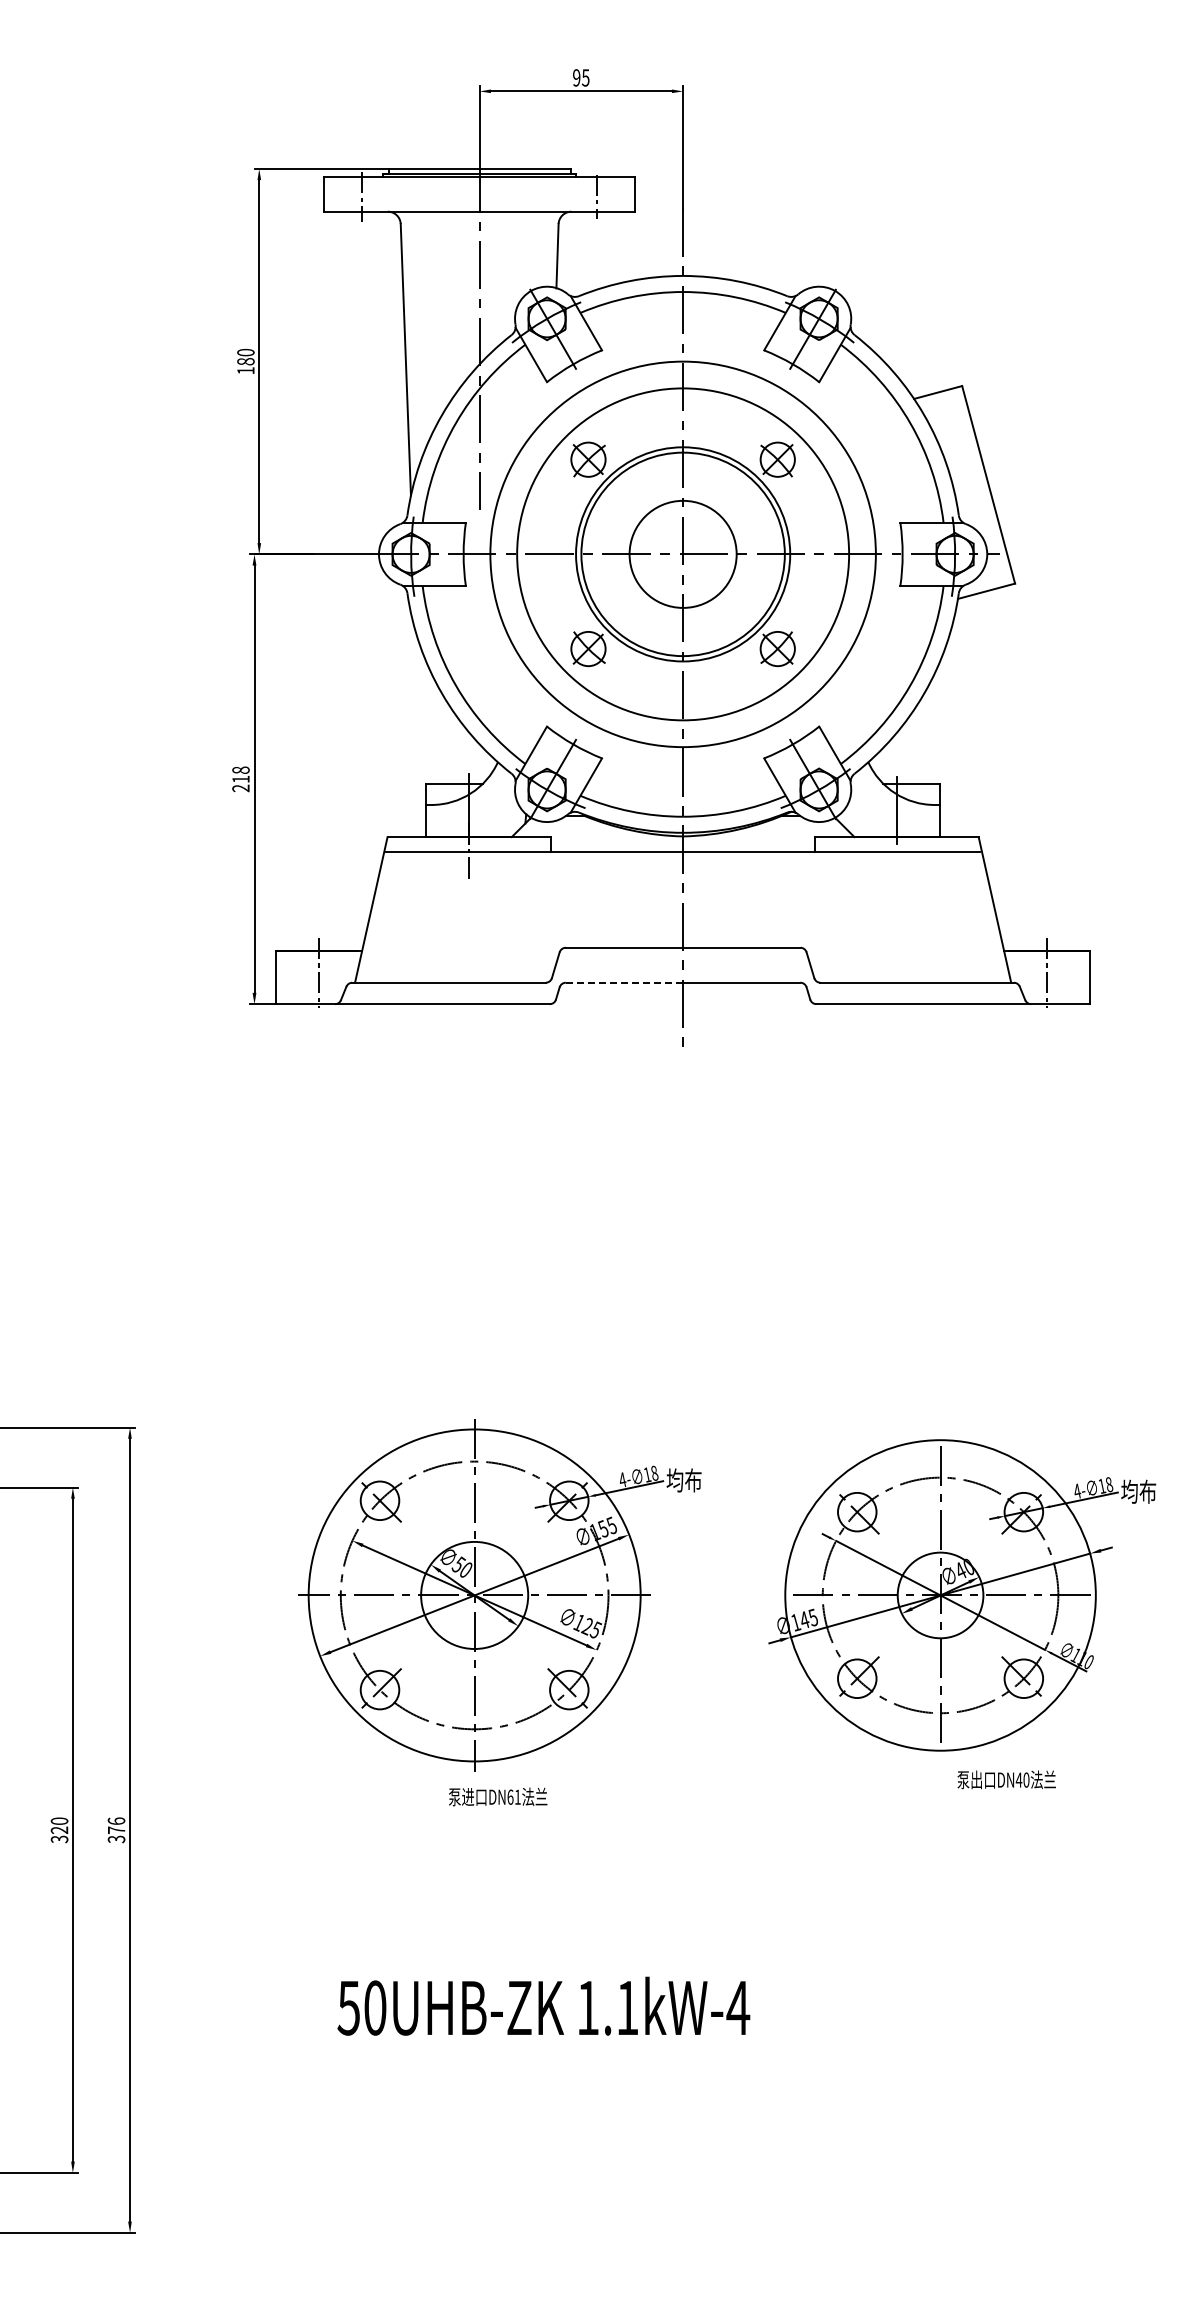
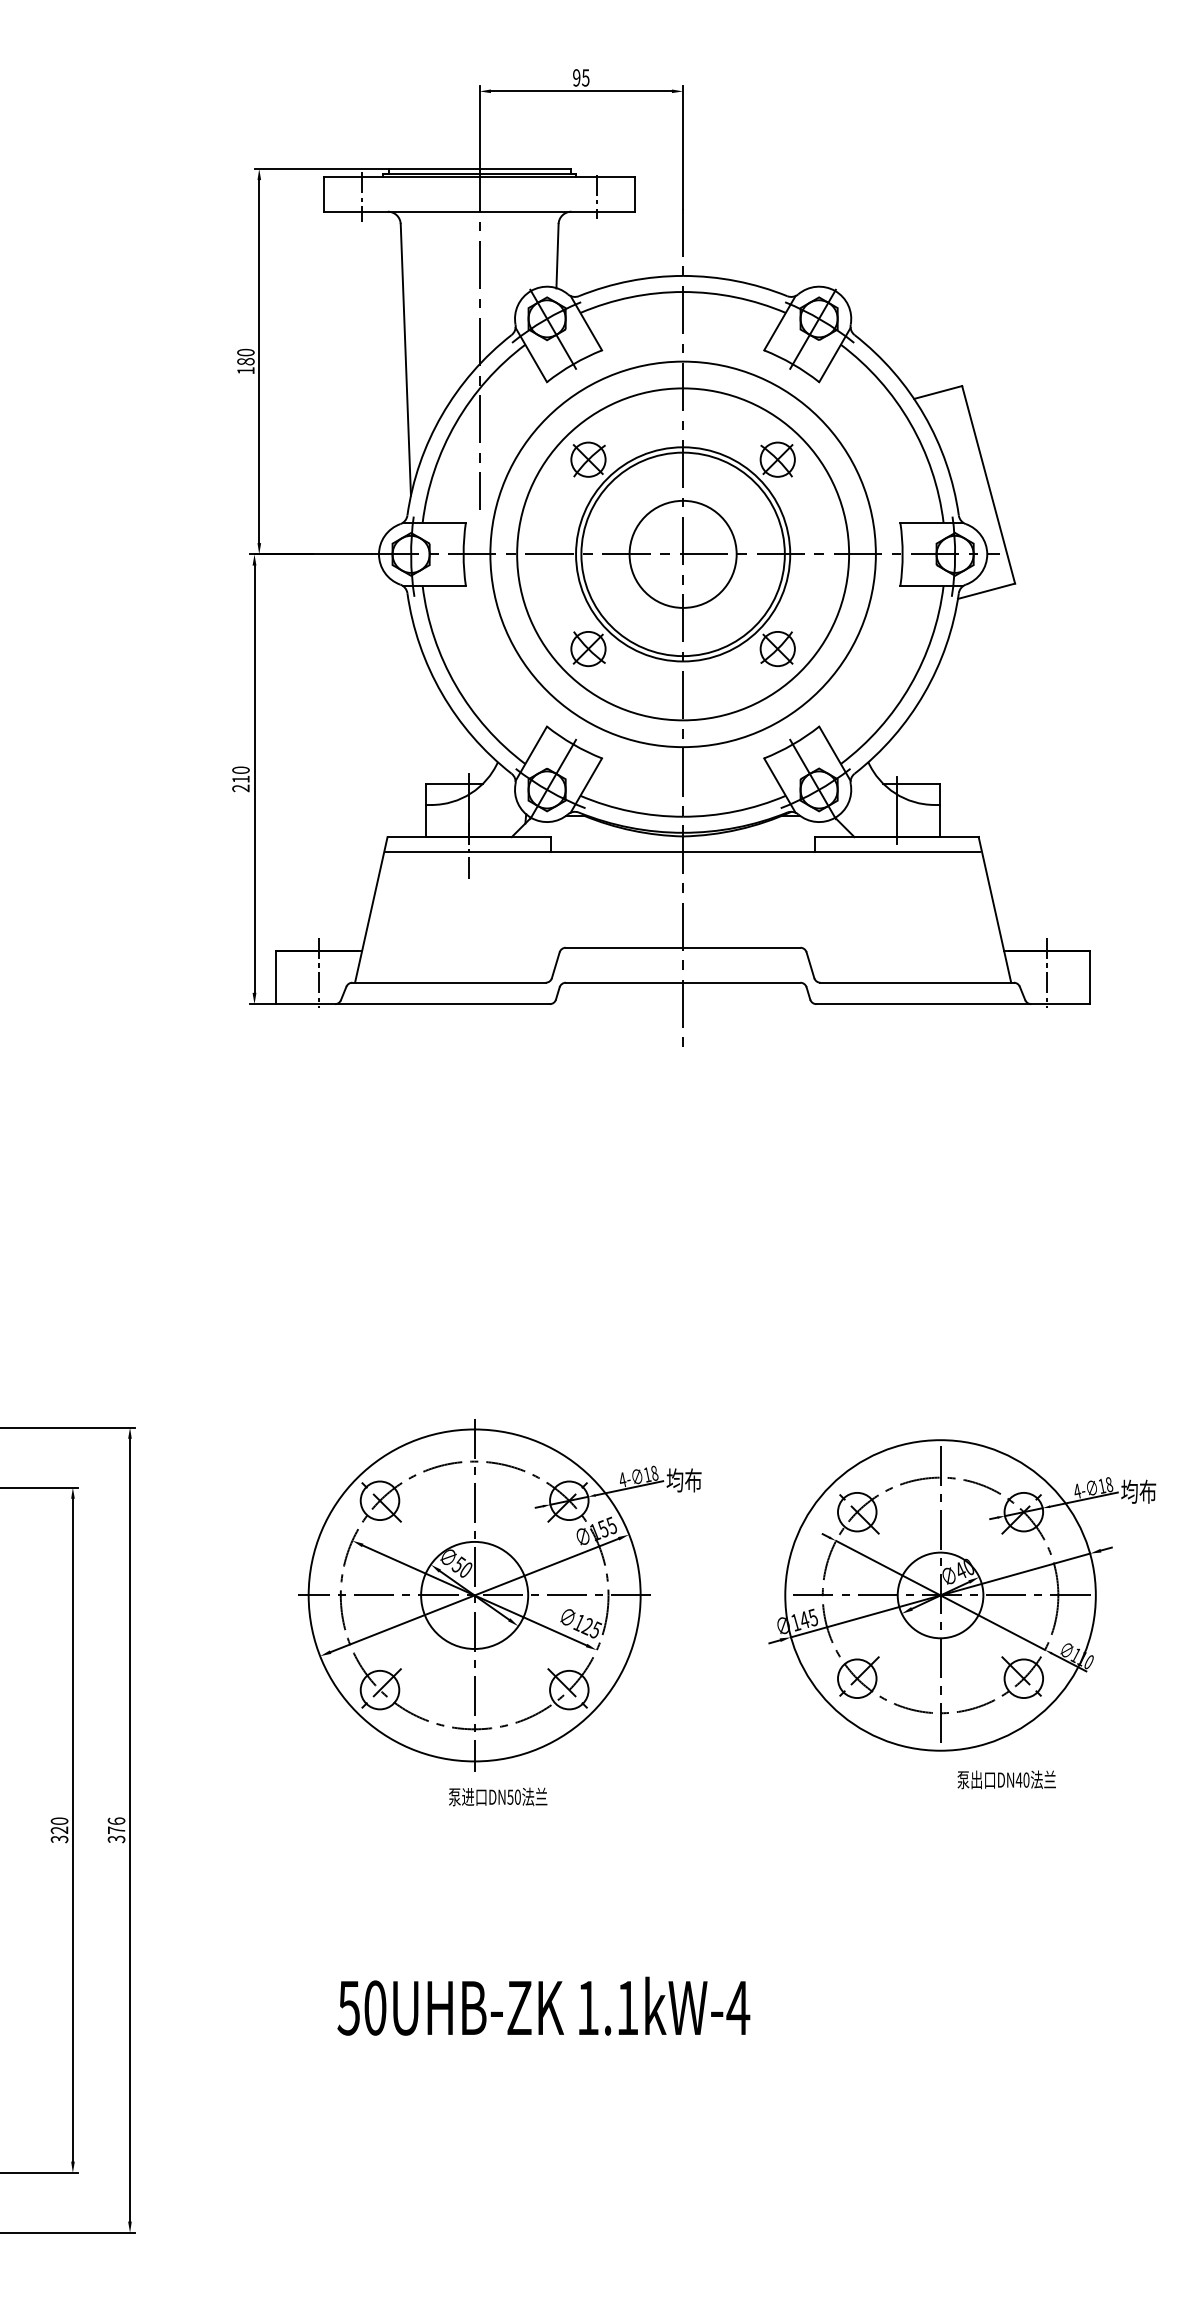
text: 218 -> 210 (240, 769)
line: dashed -> solid (624, 982)
text: DN61 -> DN50 (513, 1796)
